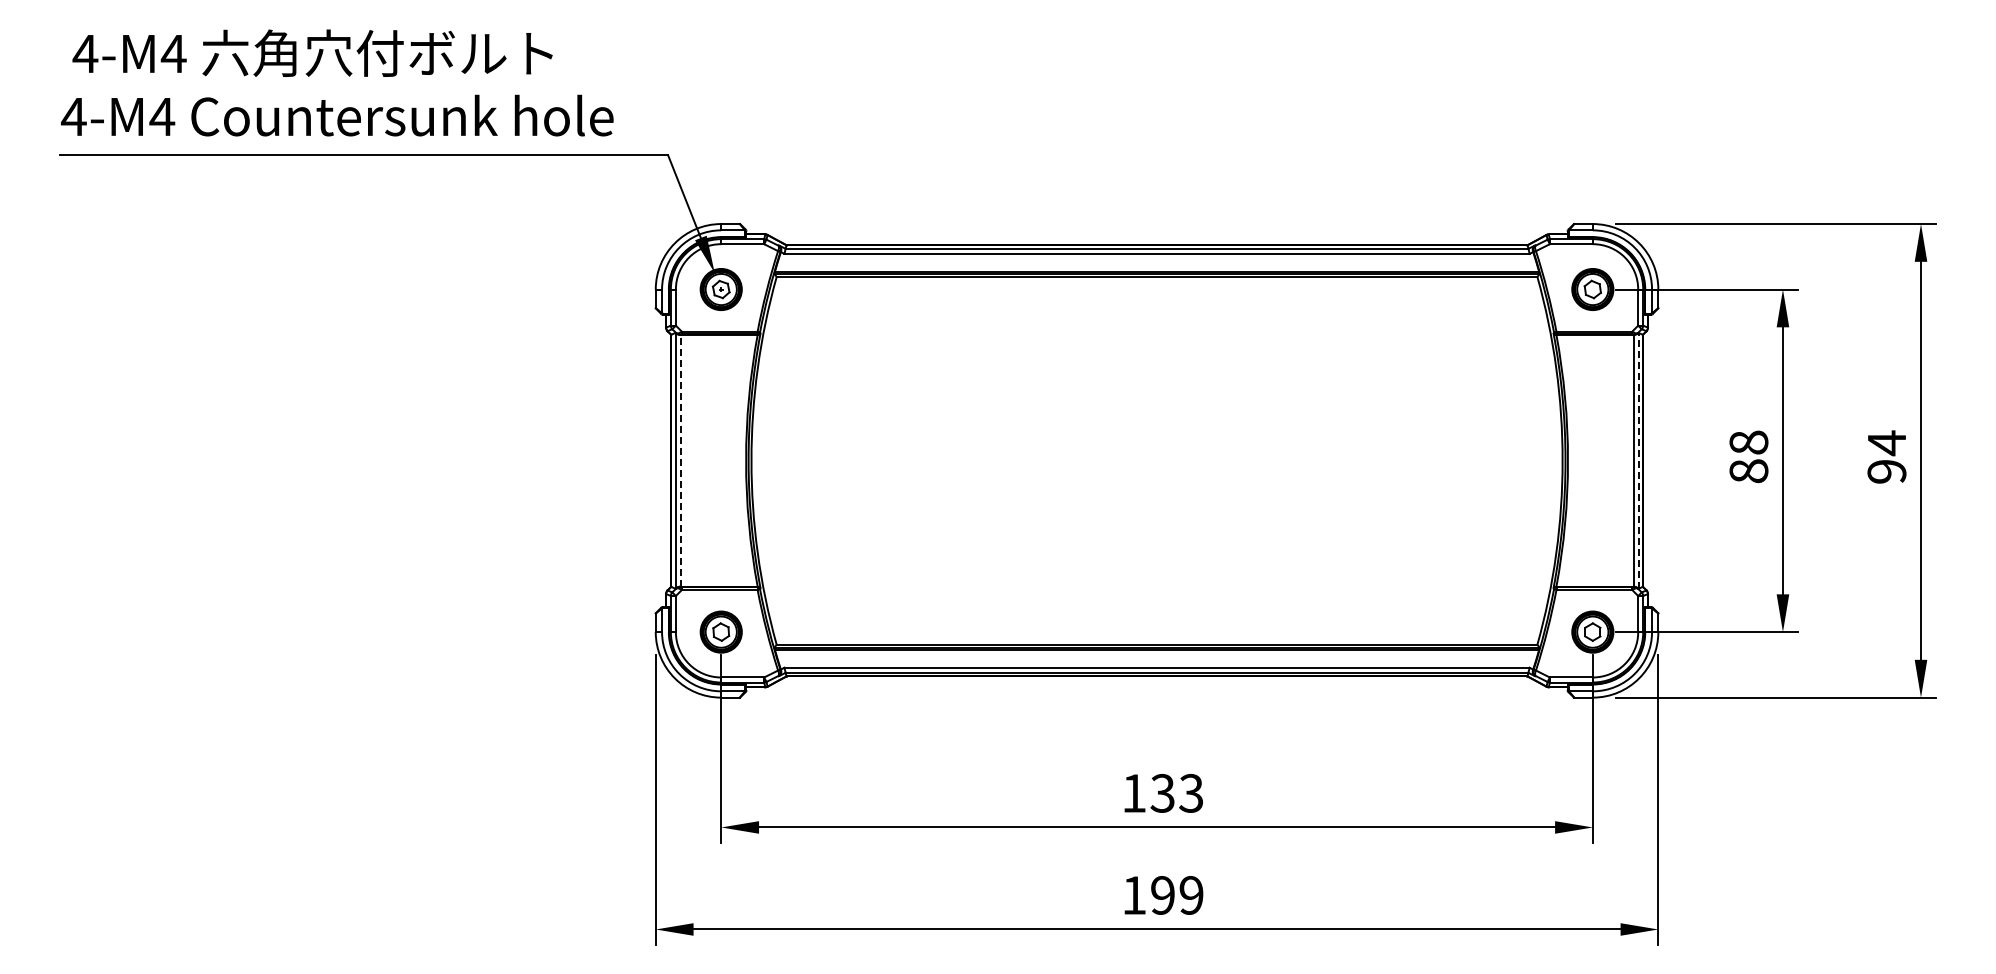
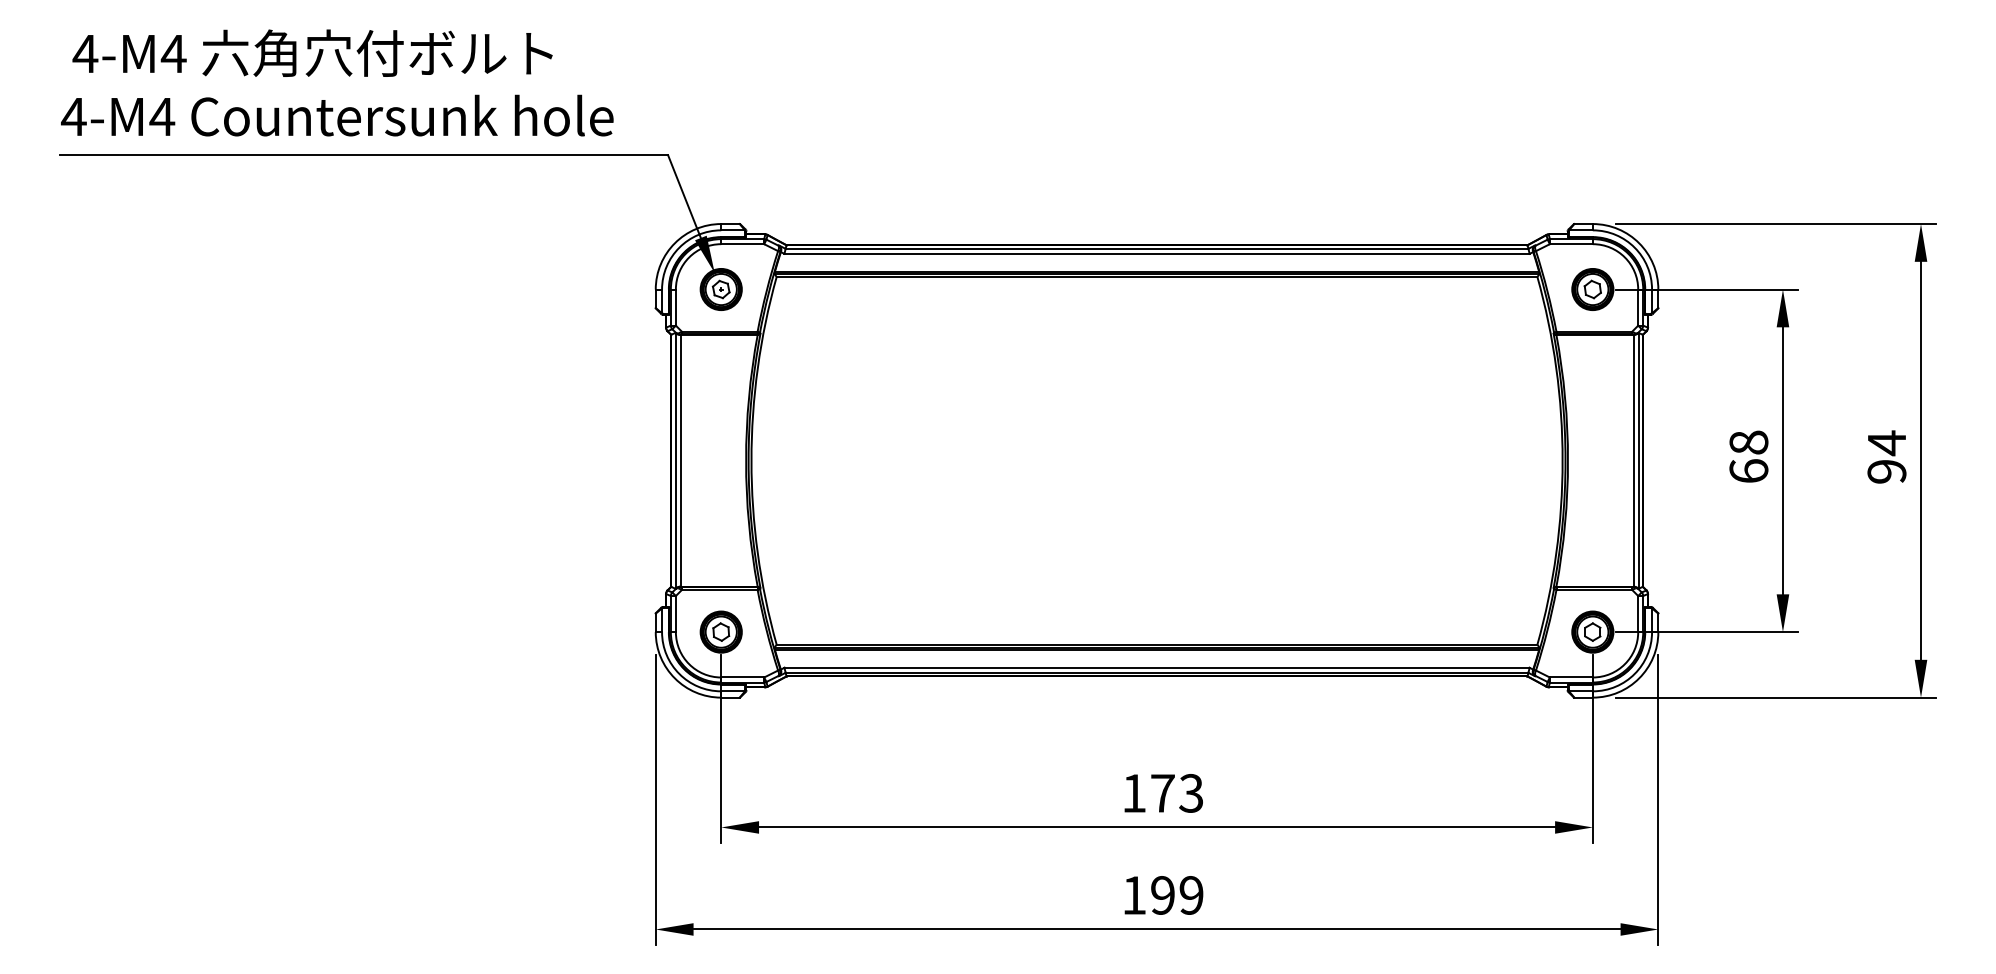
line: dashed -> solid (680, 460)
line: dashed -> solid (1638, 460)
text: 88 -> 68 (1748, 471)
text: 133 -> 173 (1162, 793)
